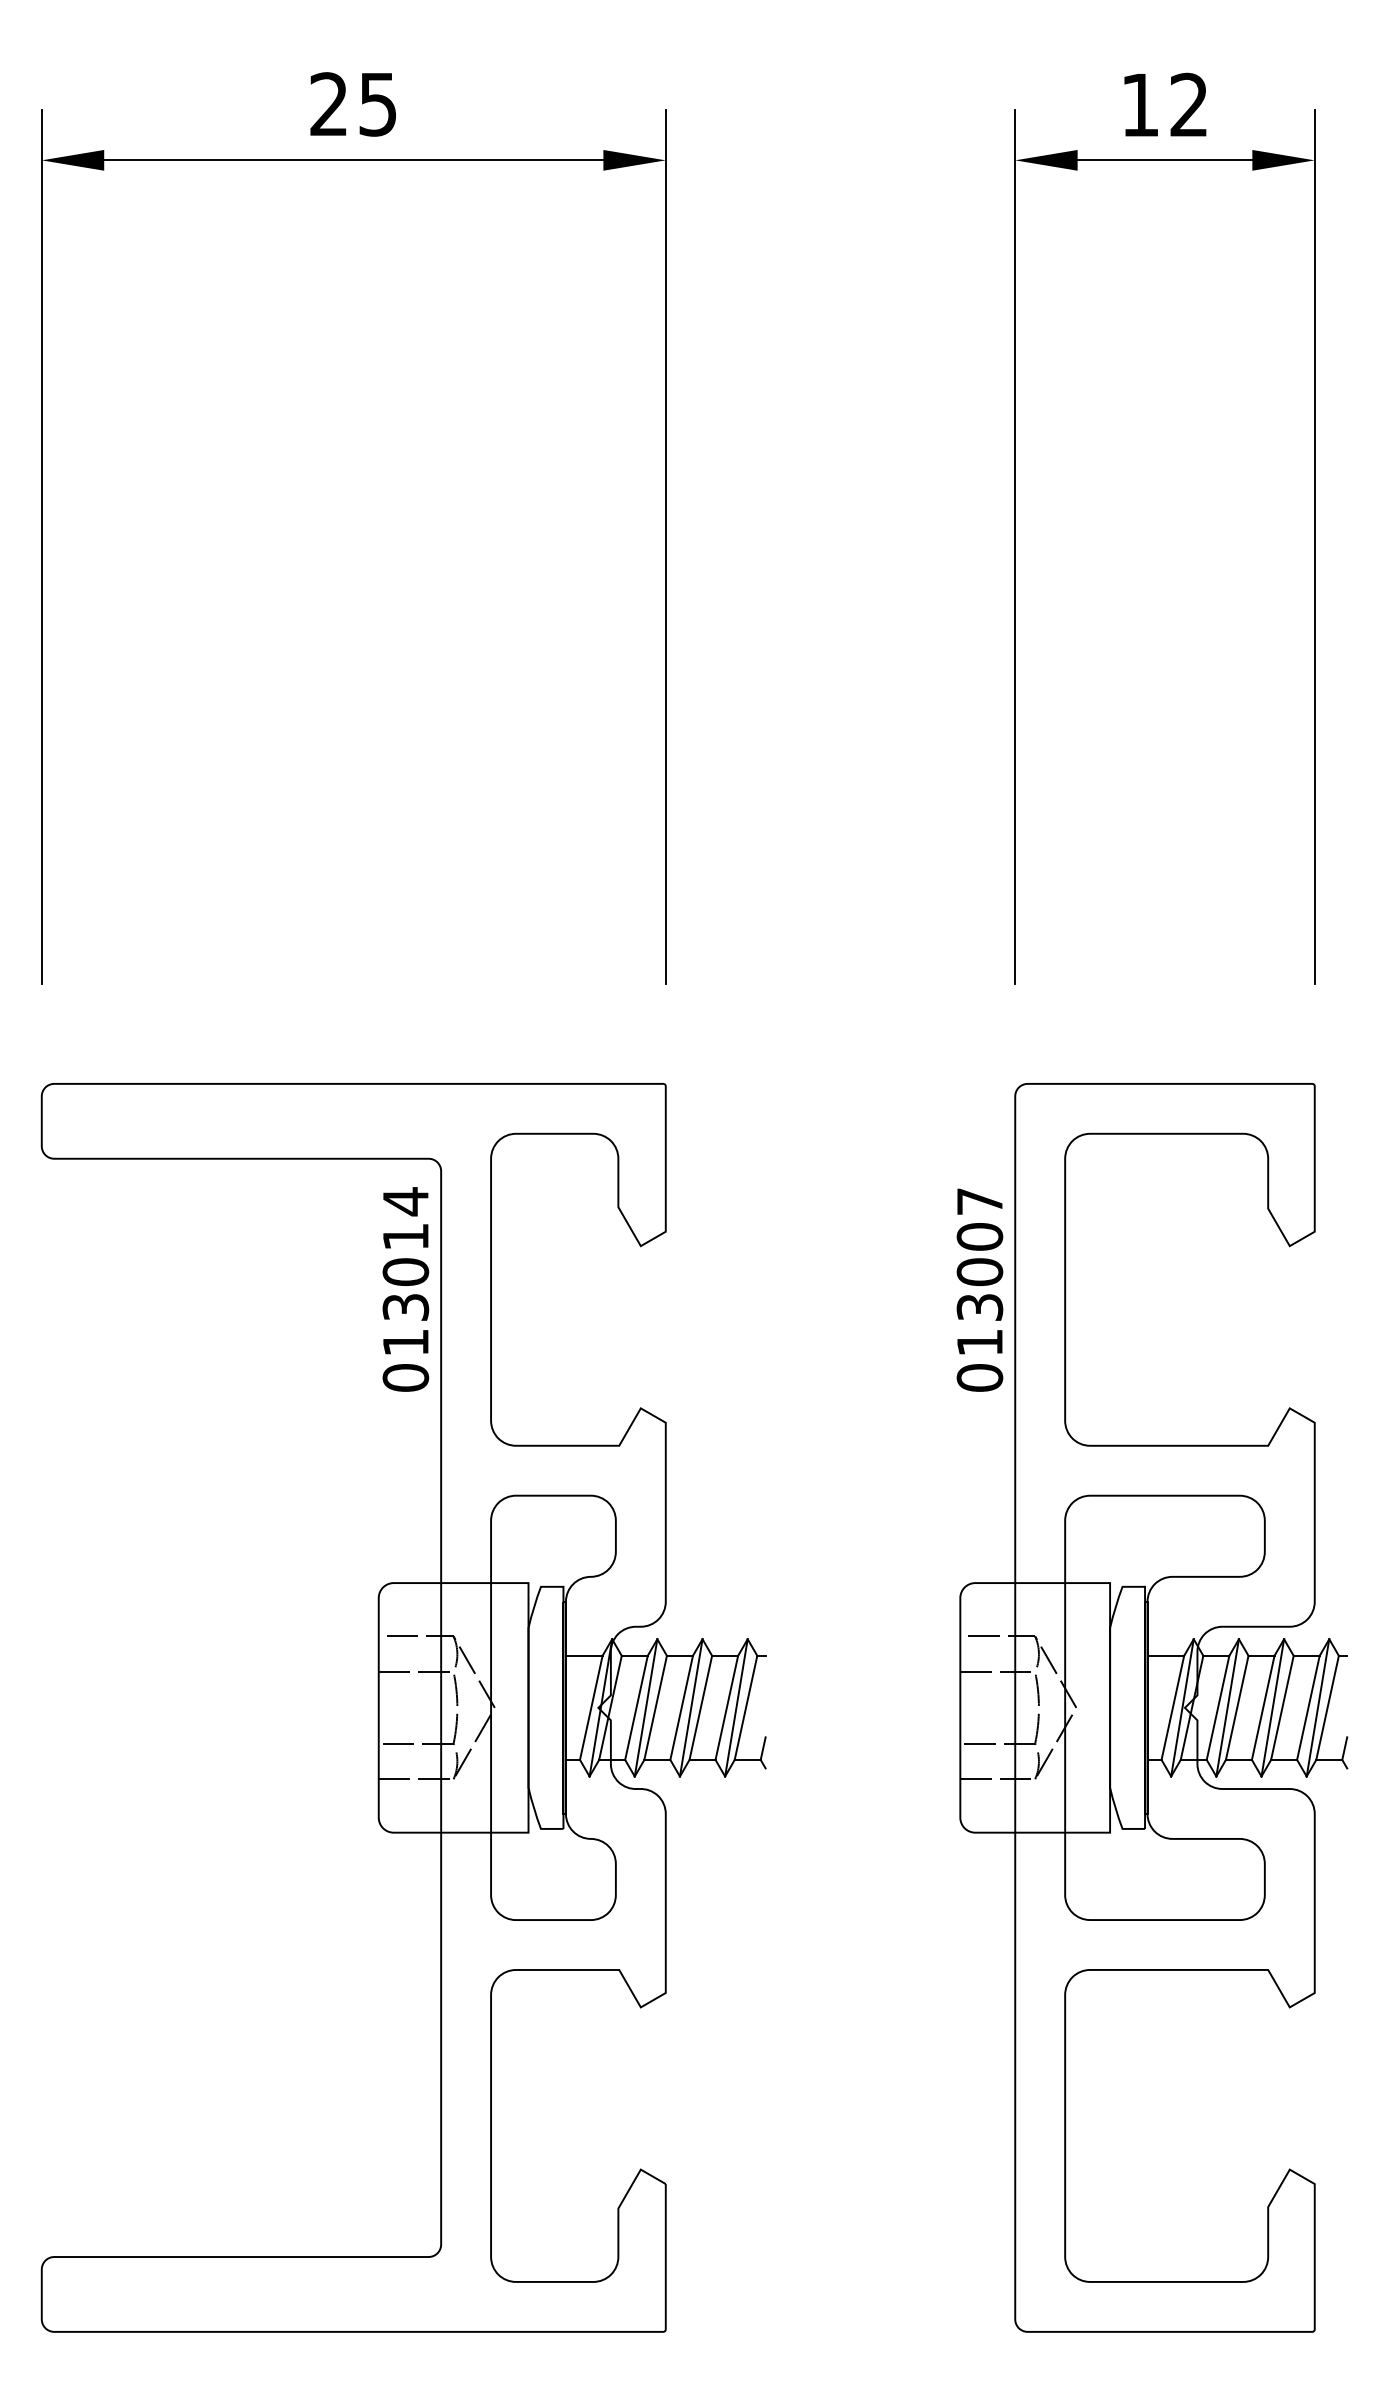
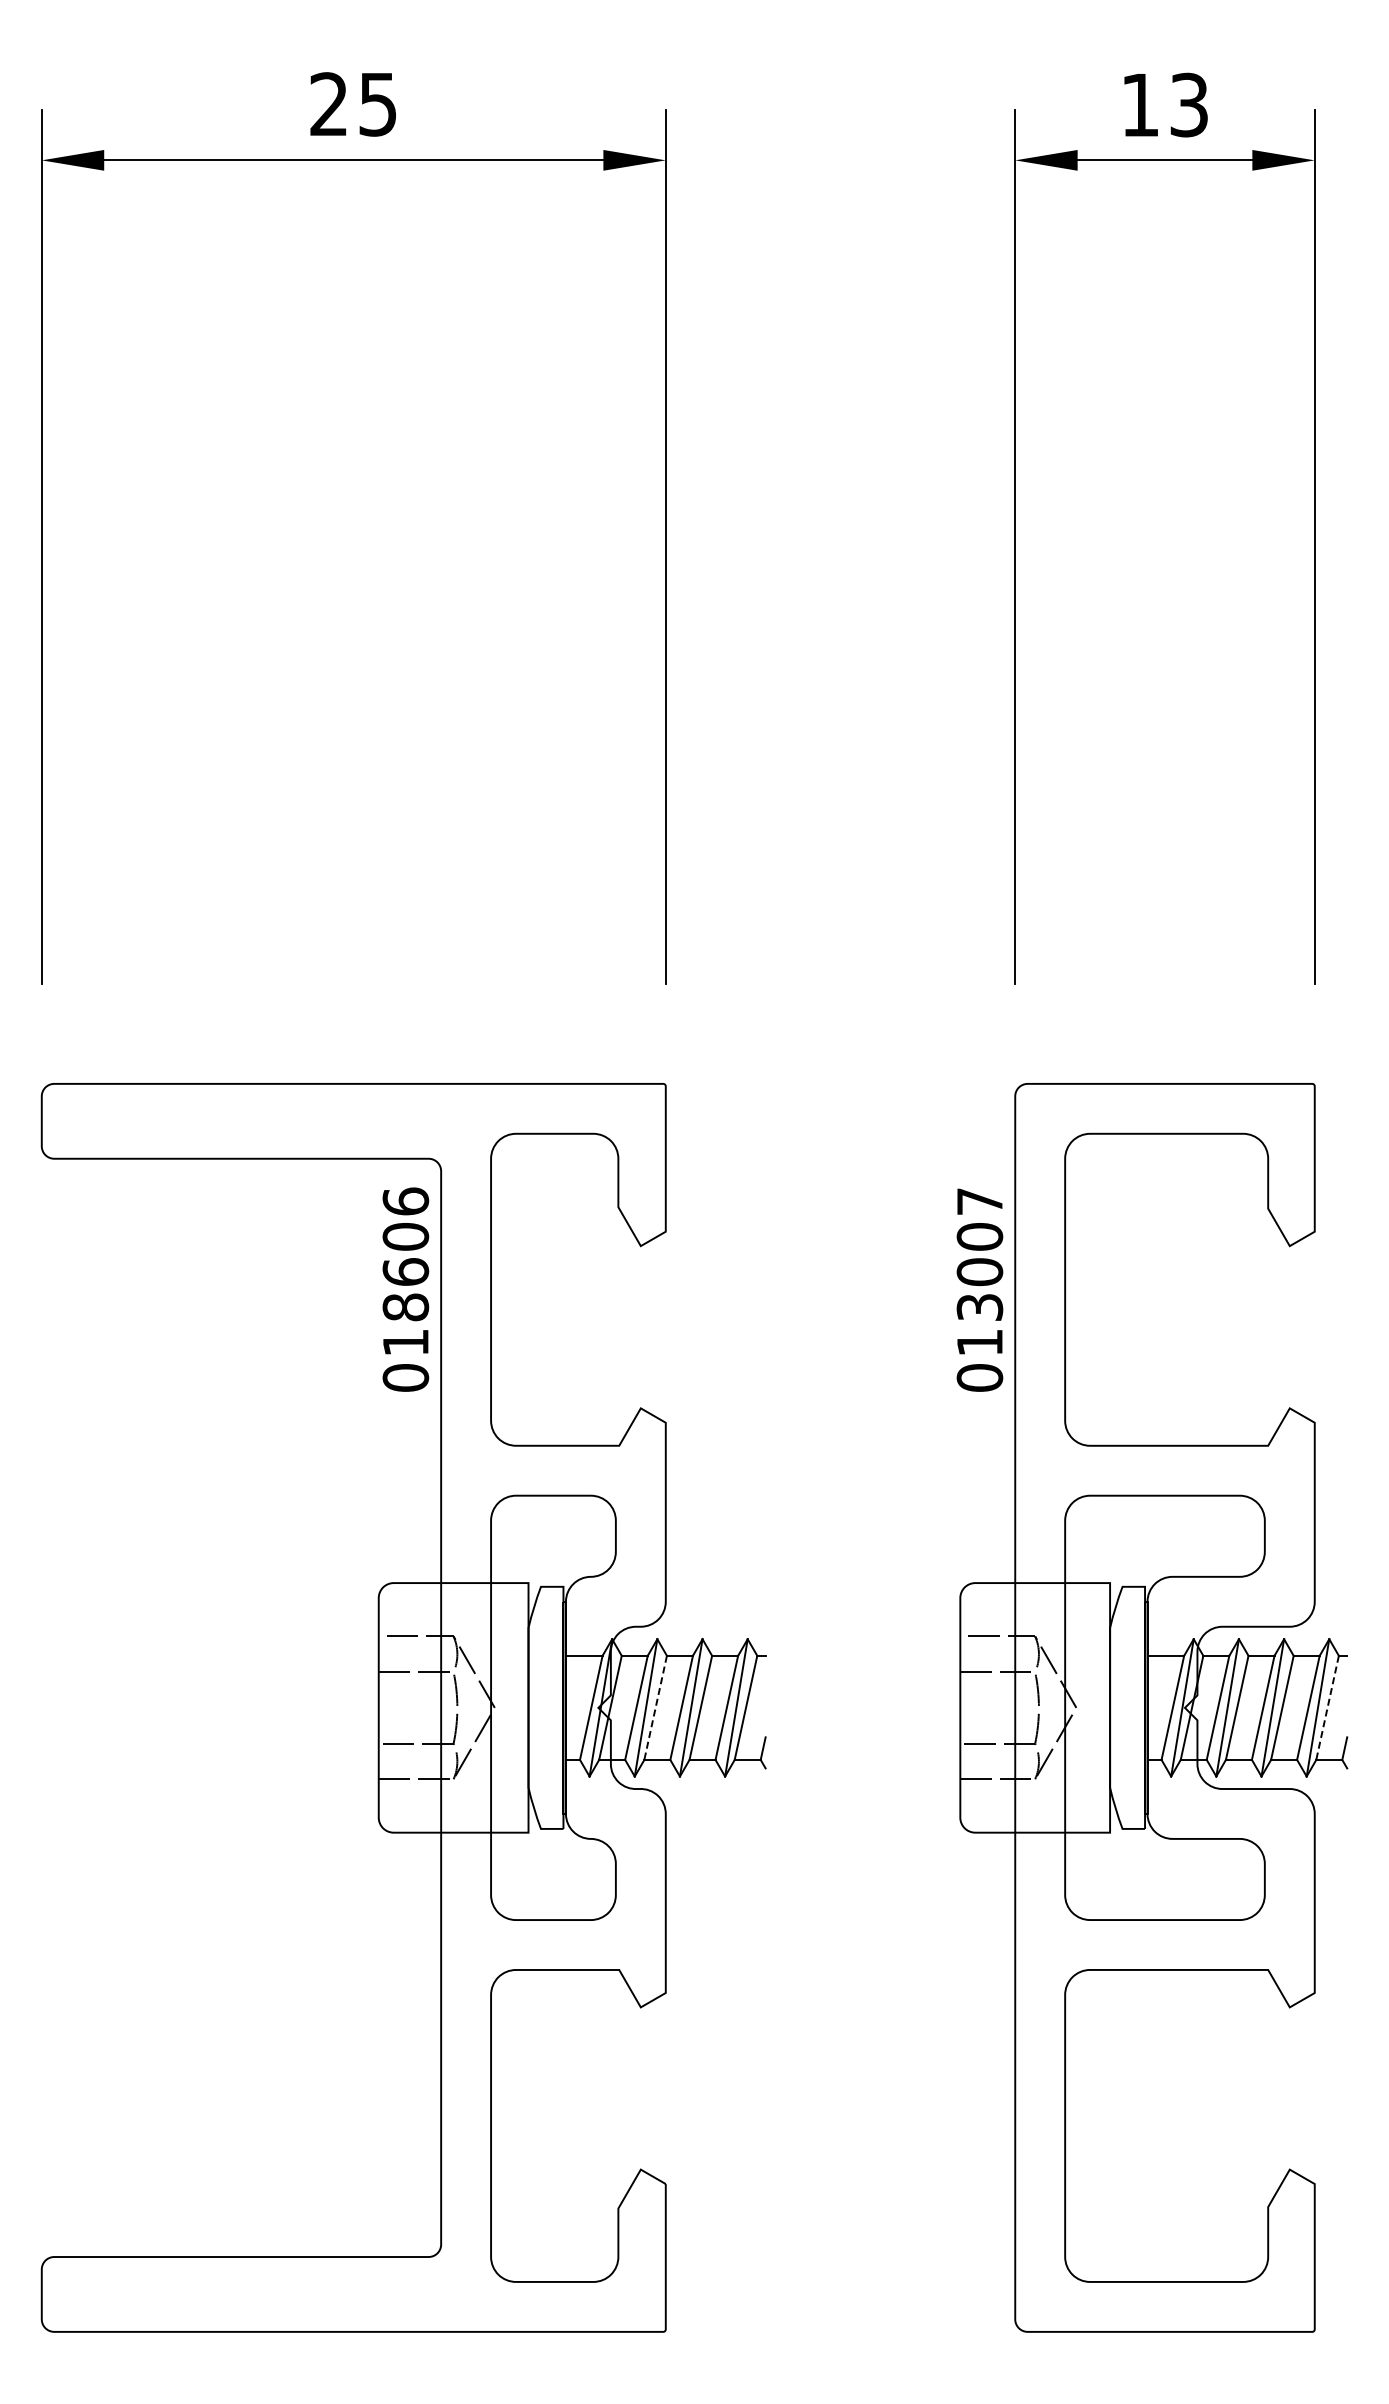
text: 12 -> 13 (1188, 105)
text: 013014 -> 018606 (405, 1254)
line: solid -> dashed (655, 1708)
line: solid -> dashed (1327, 1708)
